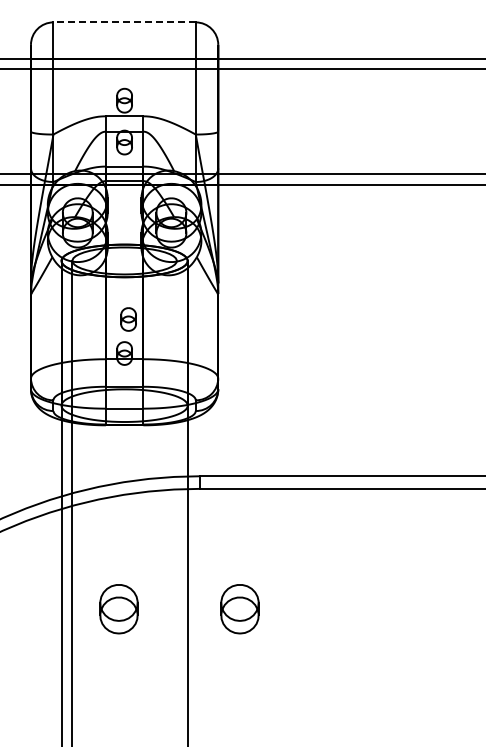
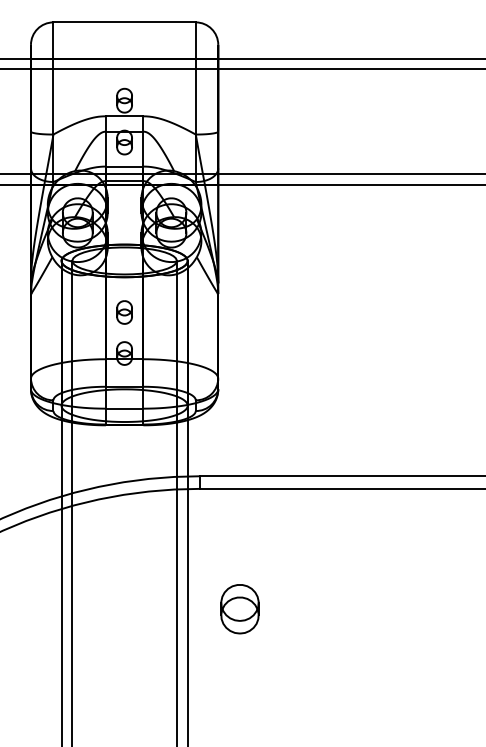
line: dashed -> solid (124, 22)
part position: (128, 319) -> (124, 312) (124, 312)
line: none -> present (176, 501)
part: present -> none (118, 609)
